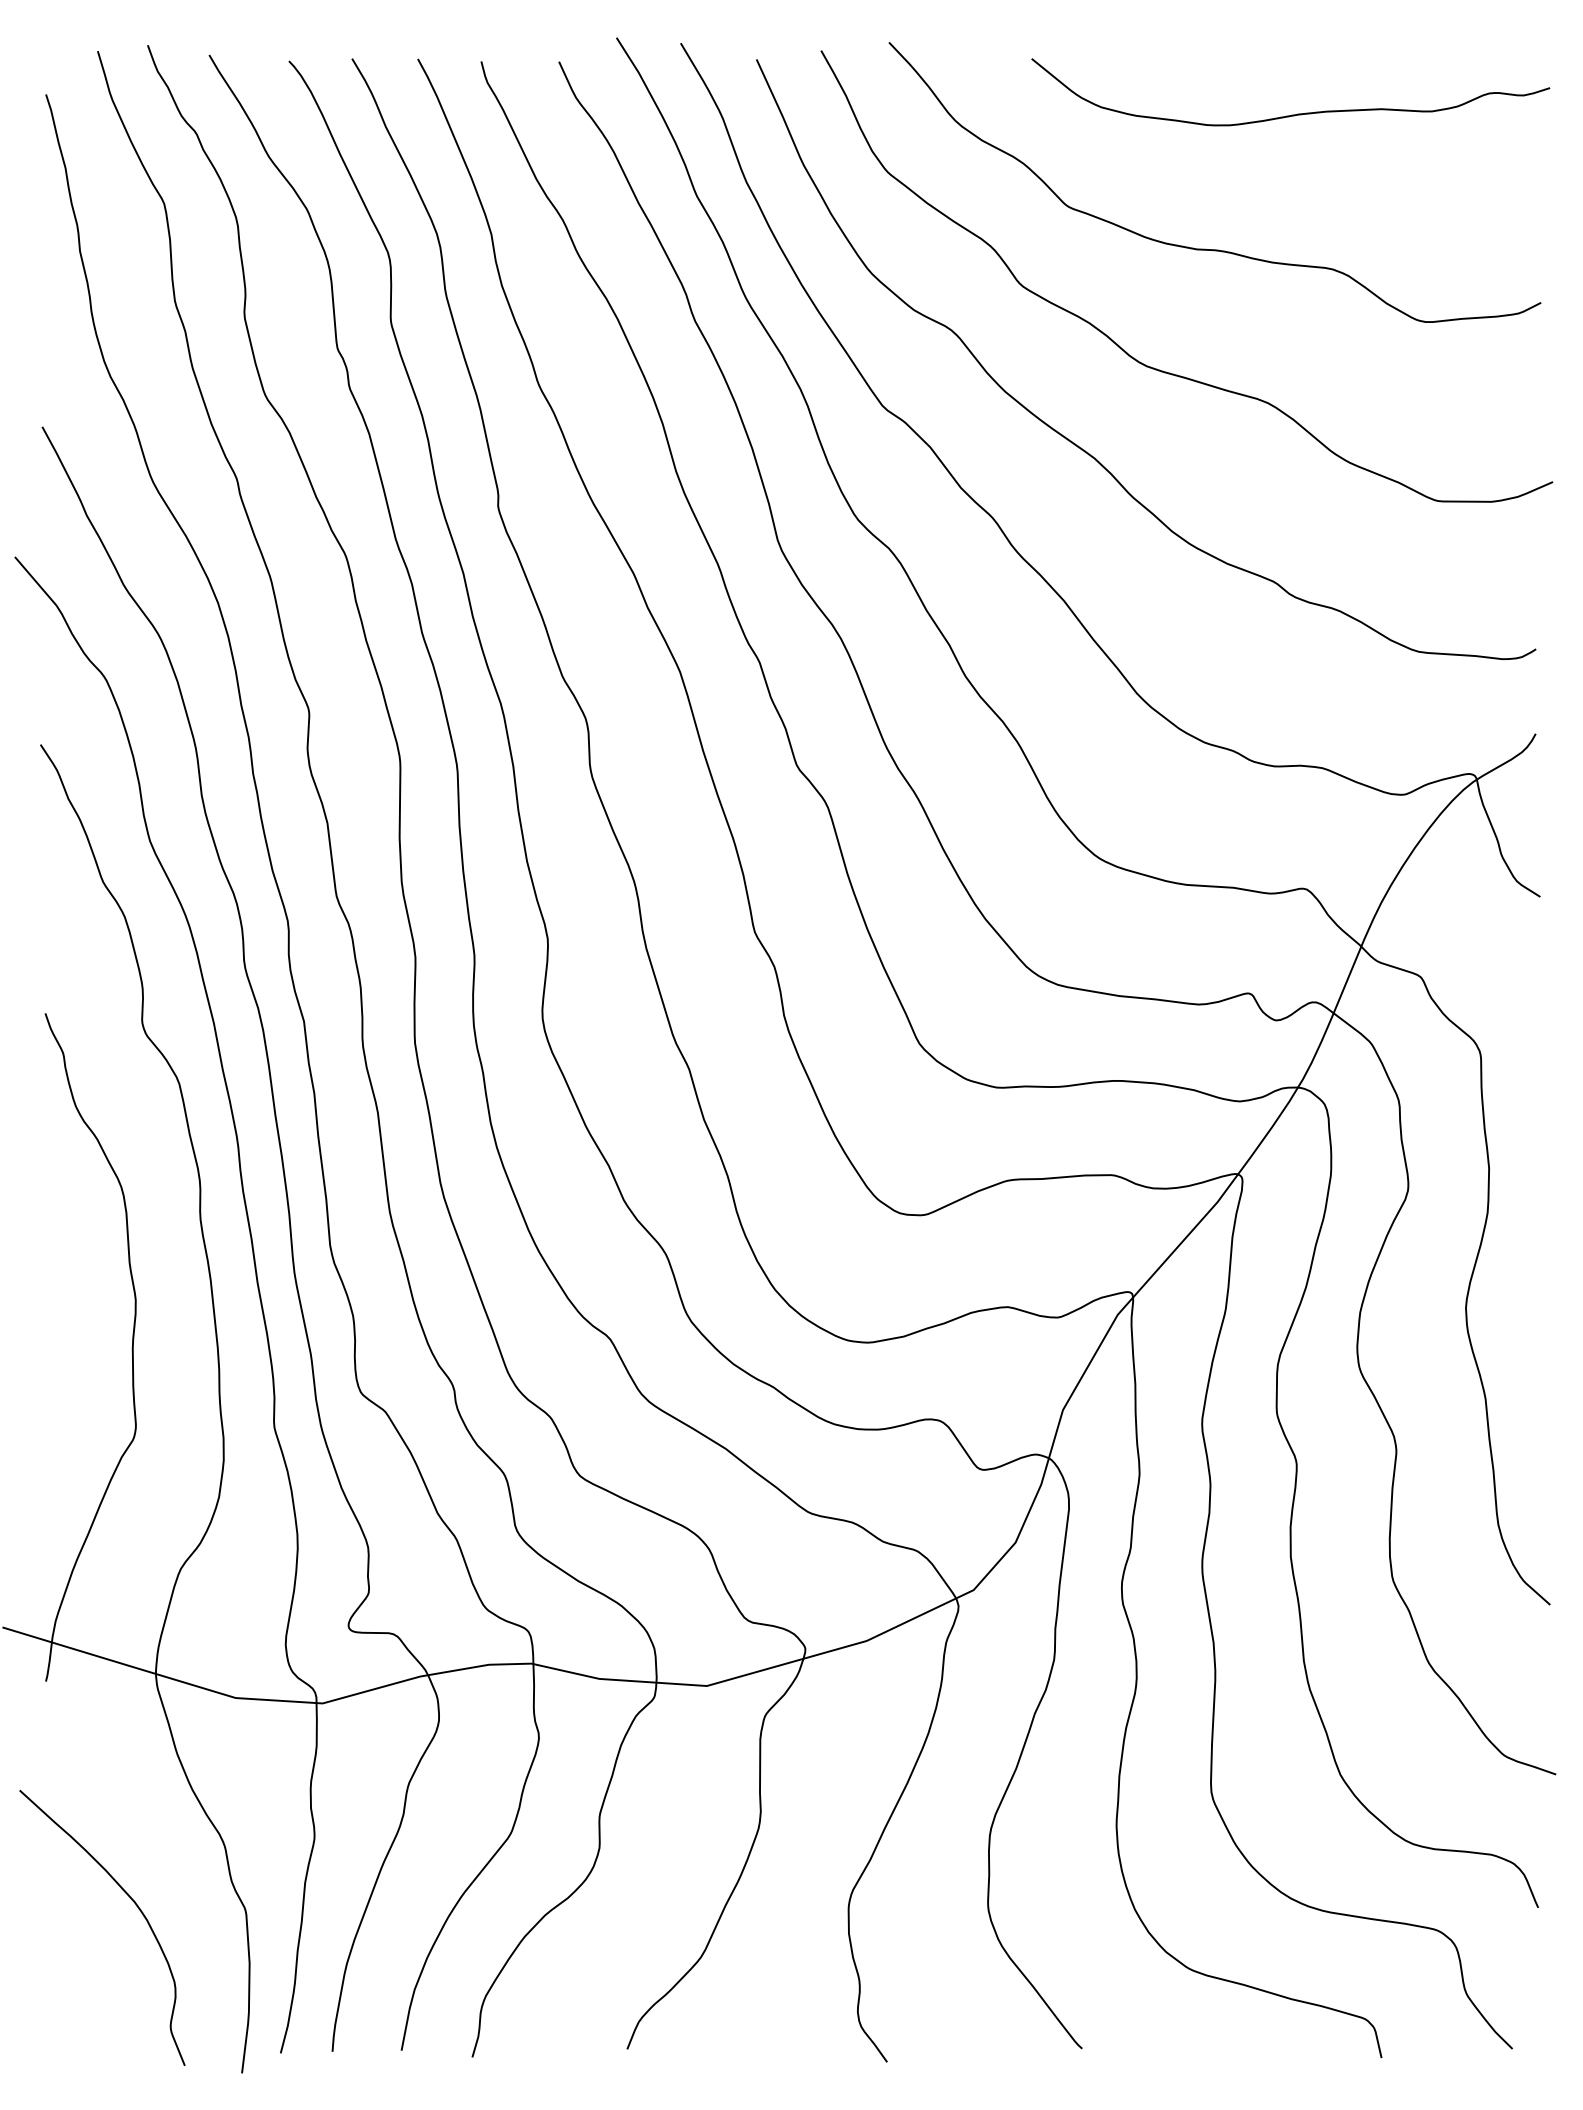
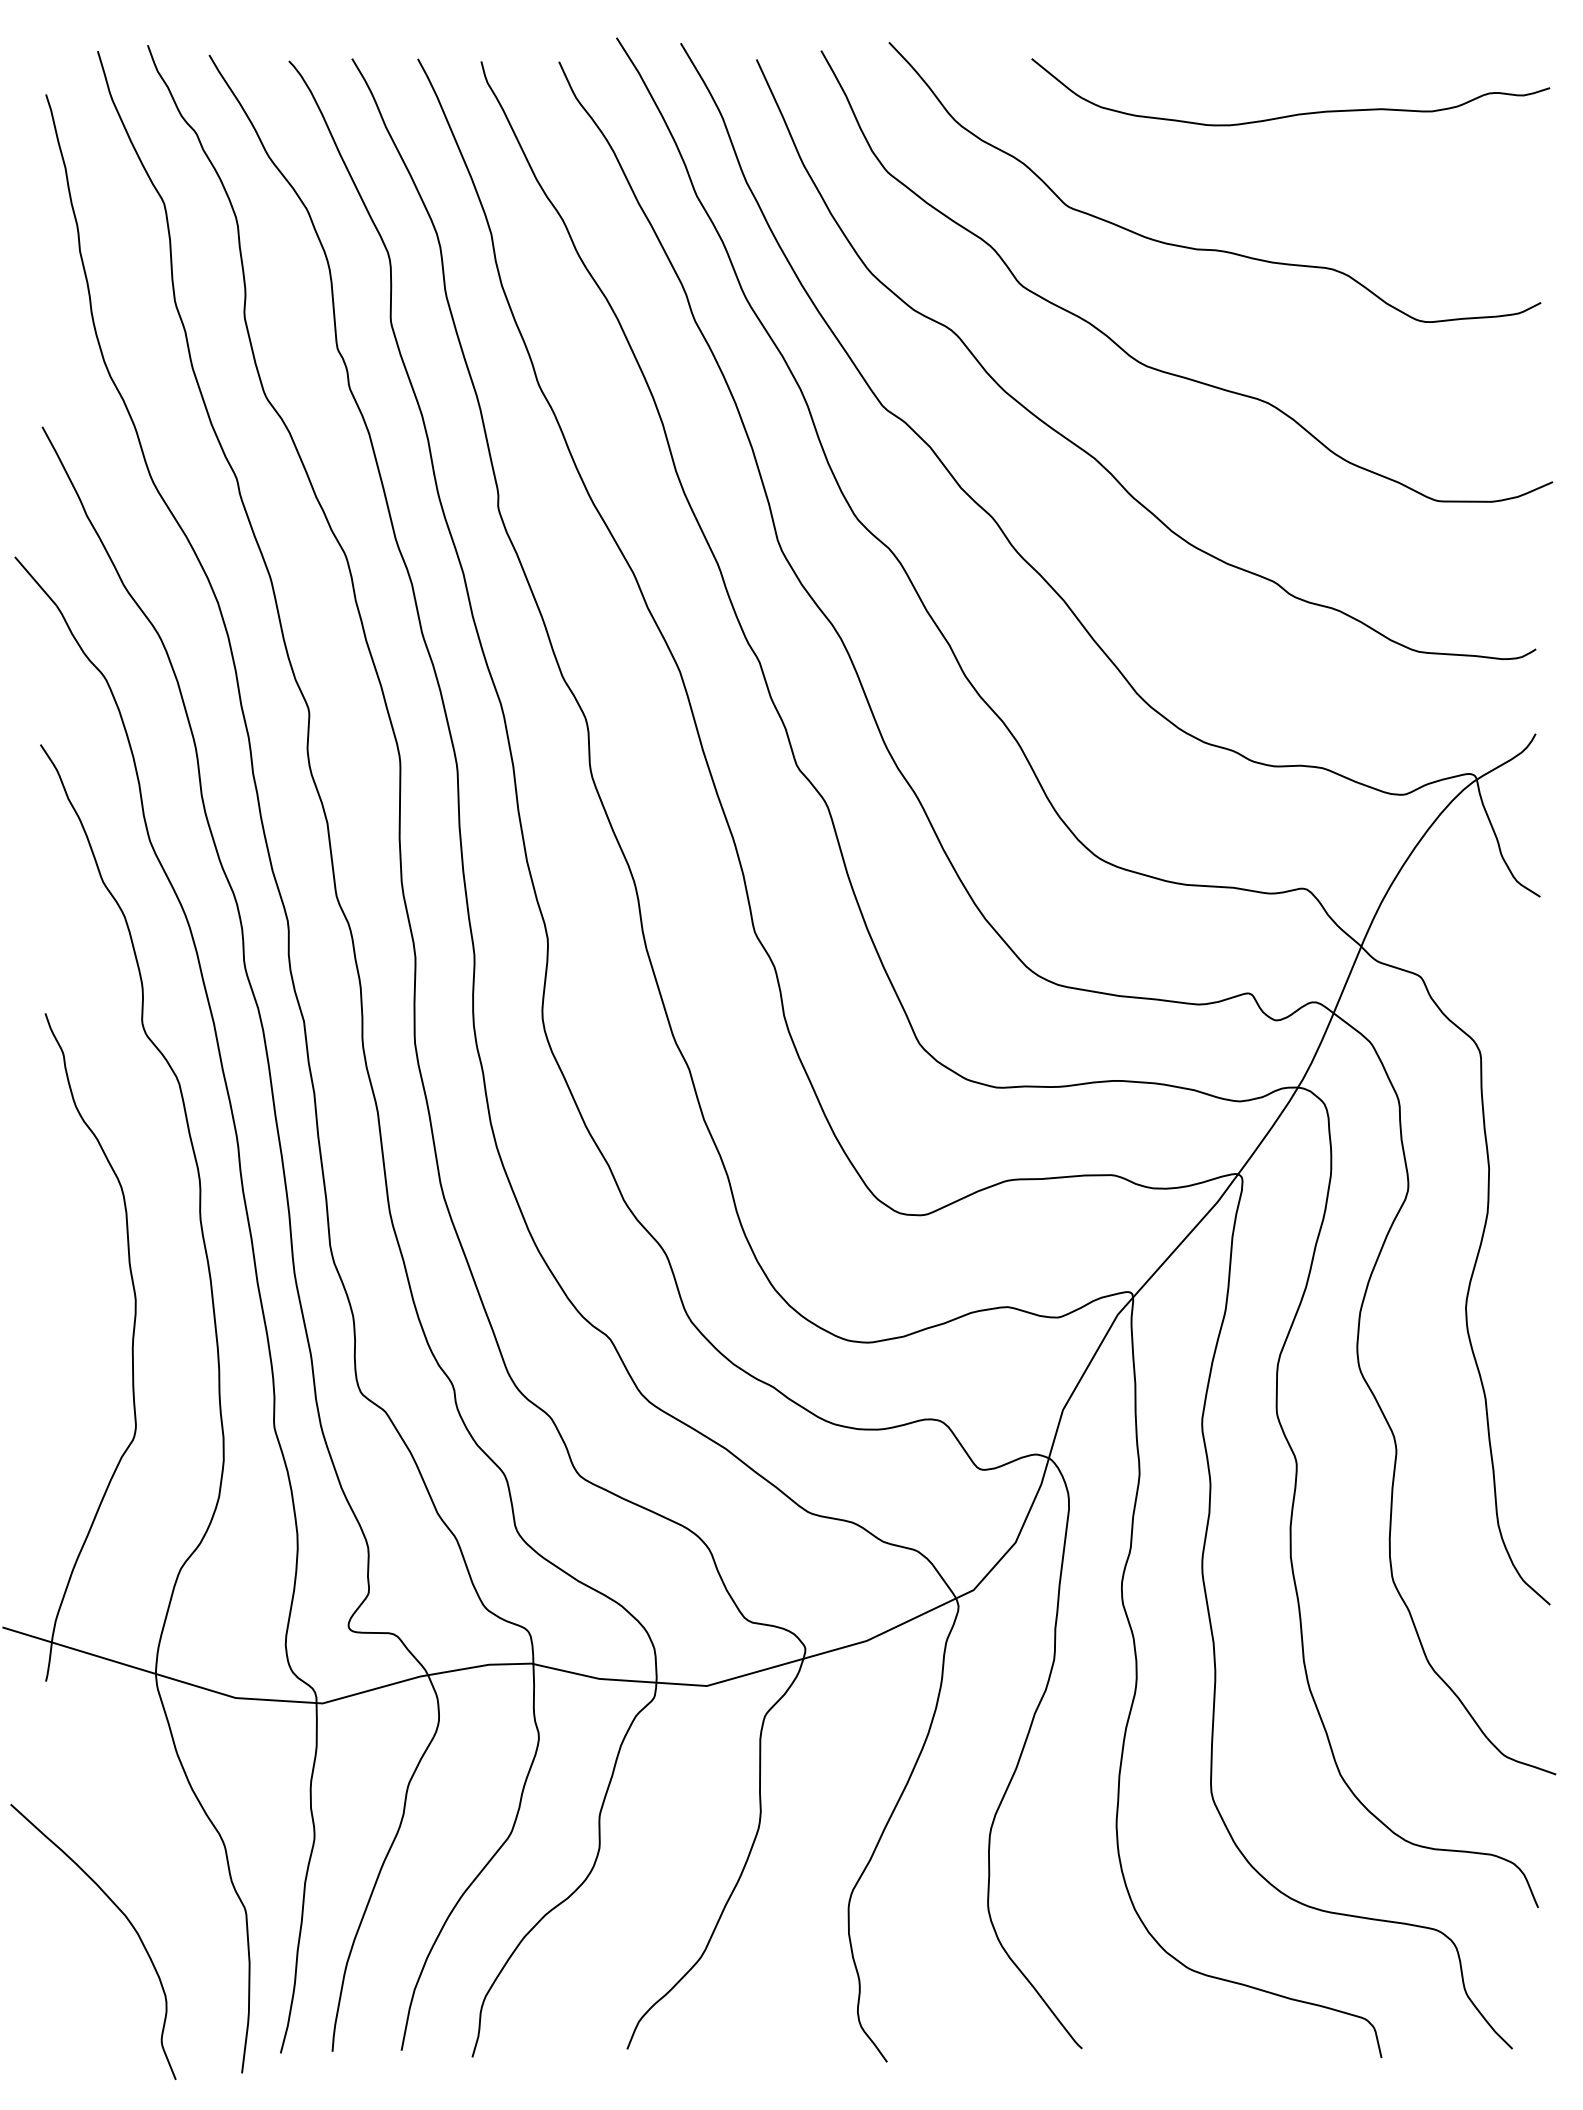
curve position: (131, 1900) -> (122, 1914) (122, 1914)
